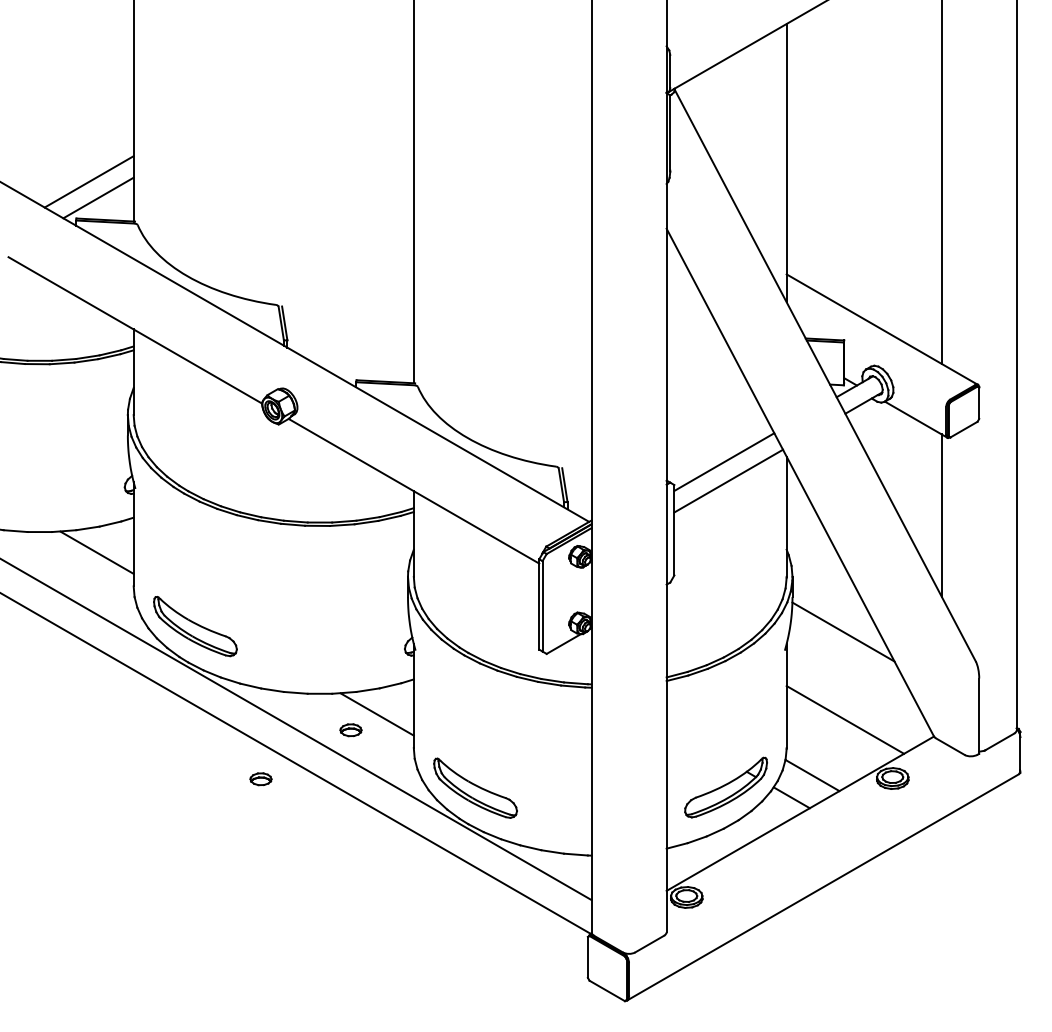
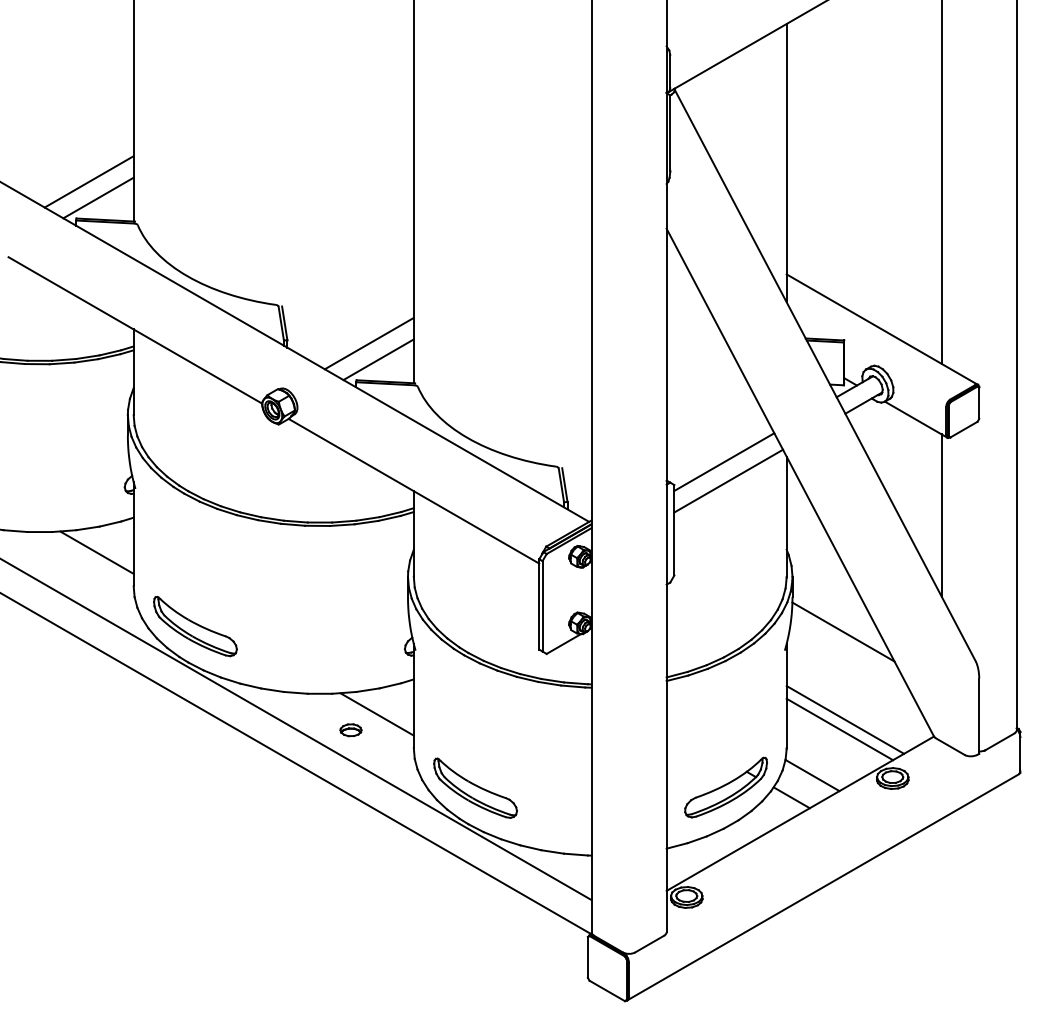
line: none -> present (368, 343)
line: none -> present (378, 359)
line: none -> present (839, 729)
part: present -> none (260, 779)
